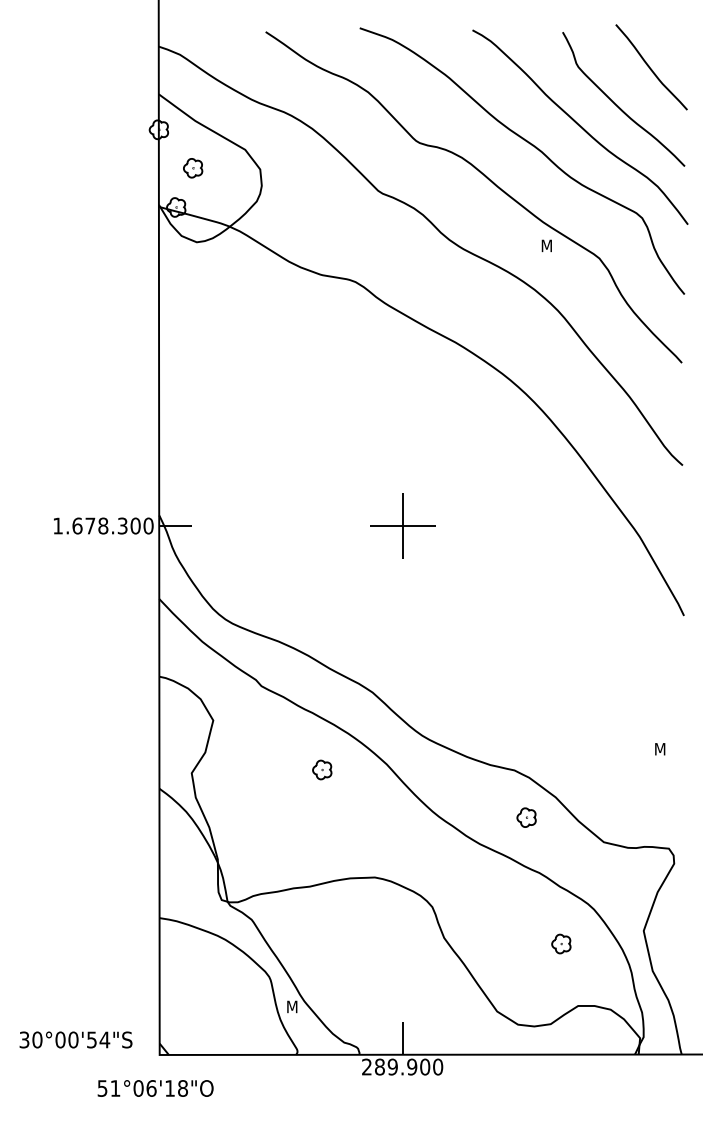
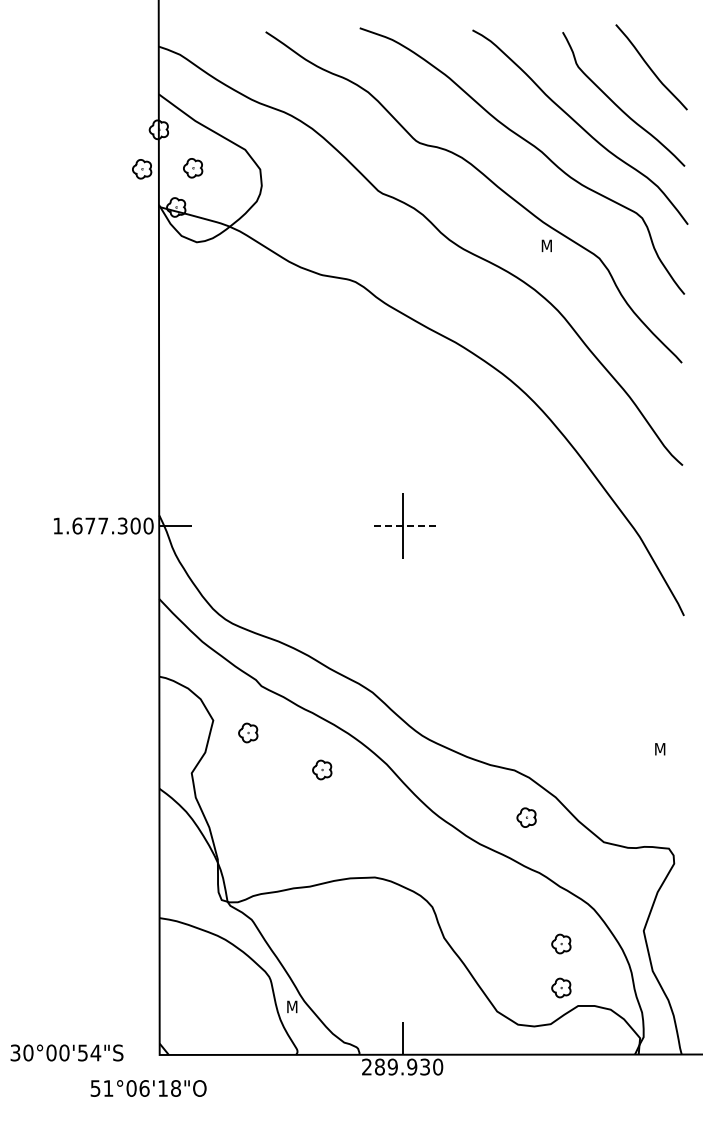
part: none -> present (142, 169)
text: 1.678.300 -> 1.677.300 (103, 525)
line: solid -> dashed (402, 526)
part: none -> present (248, 732)
part: none -> present (561, 987)
text position: (75, 1039) -> (66, 1052) (66, 1052)
text: 289.900 -> 289.930 (425, 1066)
text position: (155, 1088) -> (148, 1088) (148, 1088)
